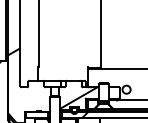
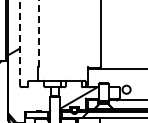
line: solid -> dashed (38, 33)
line: solid -> dashed (20, 42)
